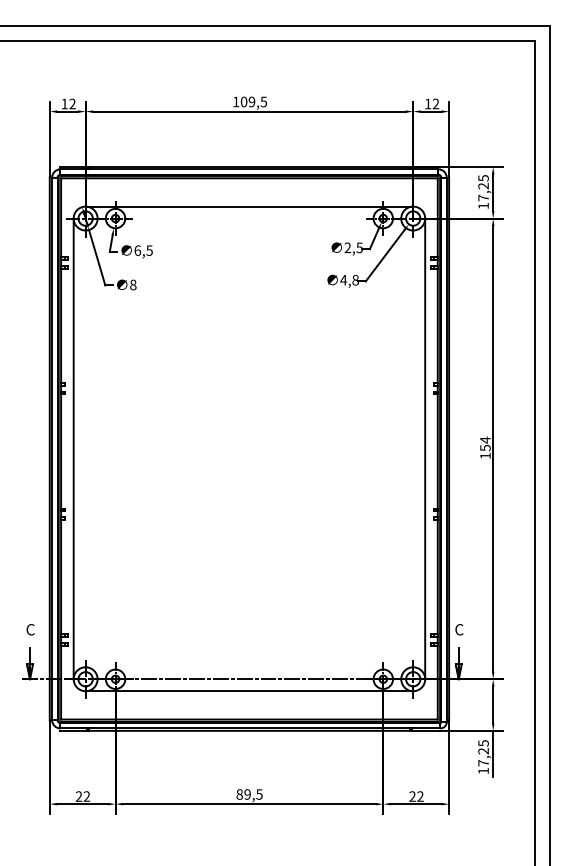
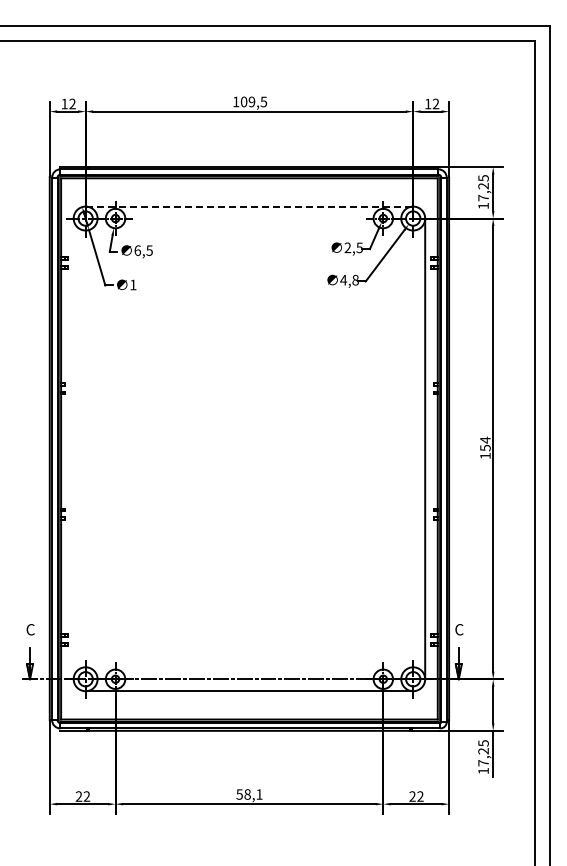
line: solid -> dashed (249, 206)
text: 8 -> 1 (133, 284)
line: present -> none (73, 448)
text: 89,5 -> 58,1 (249, 794)
